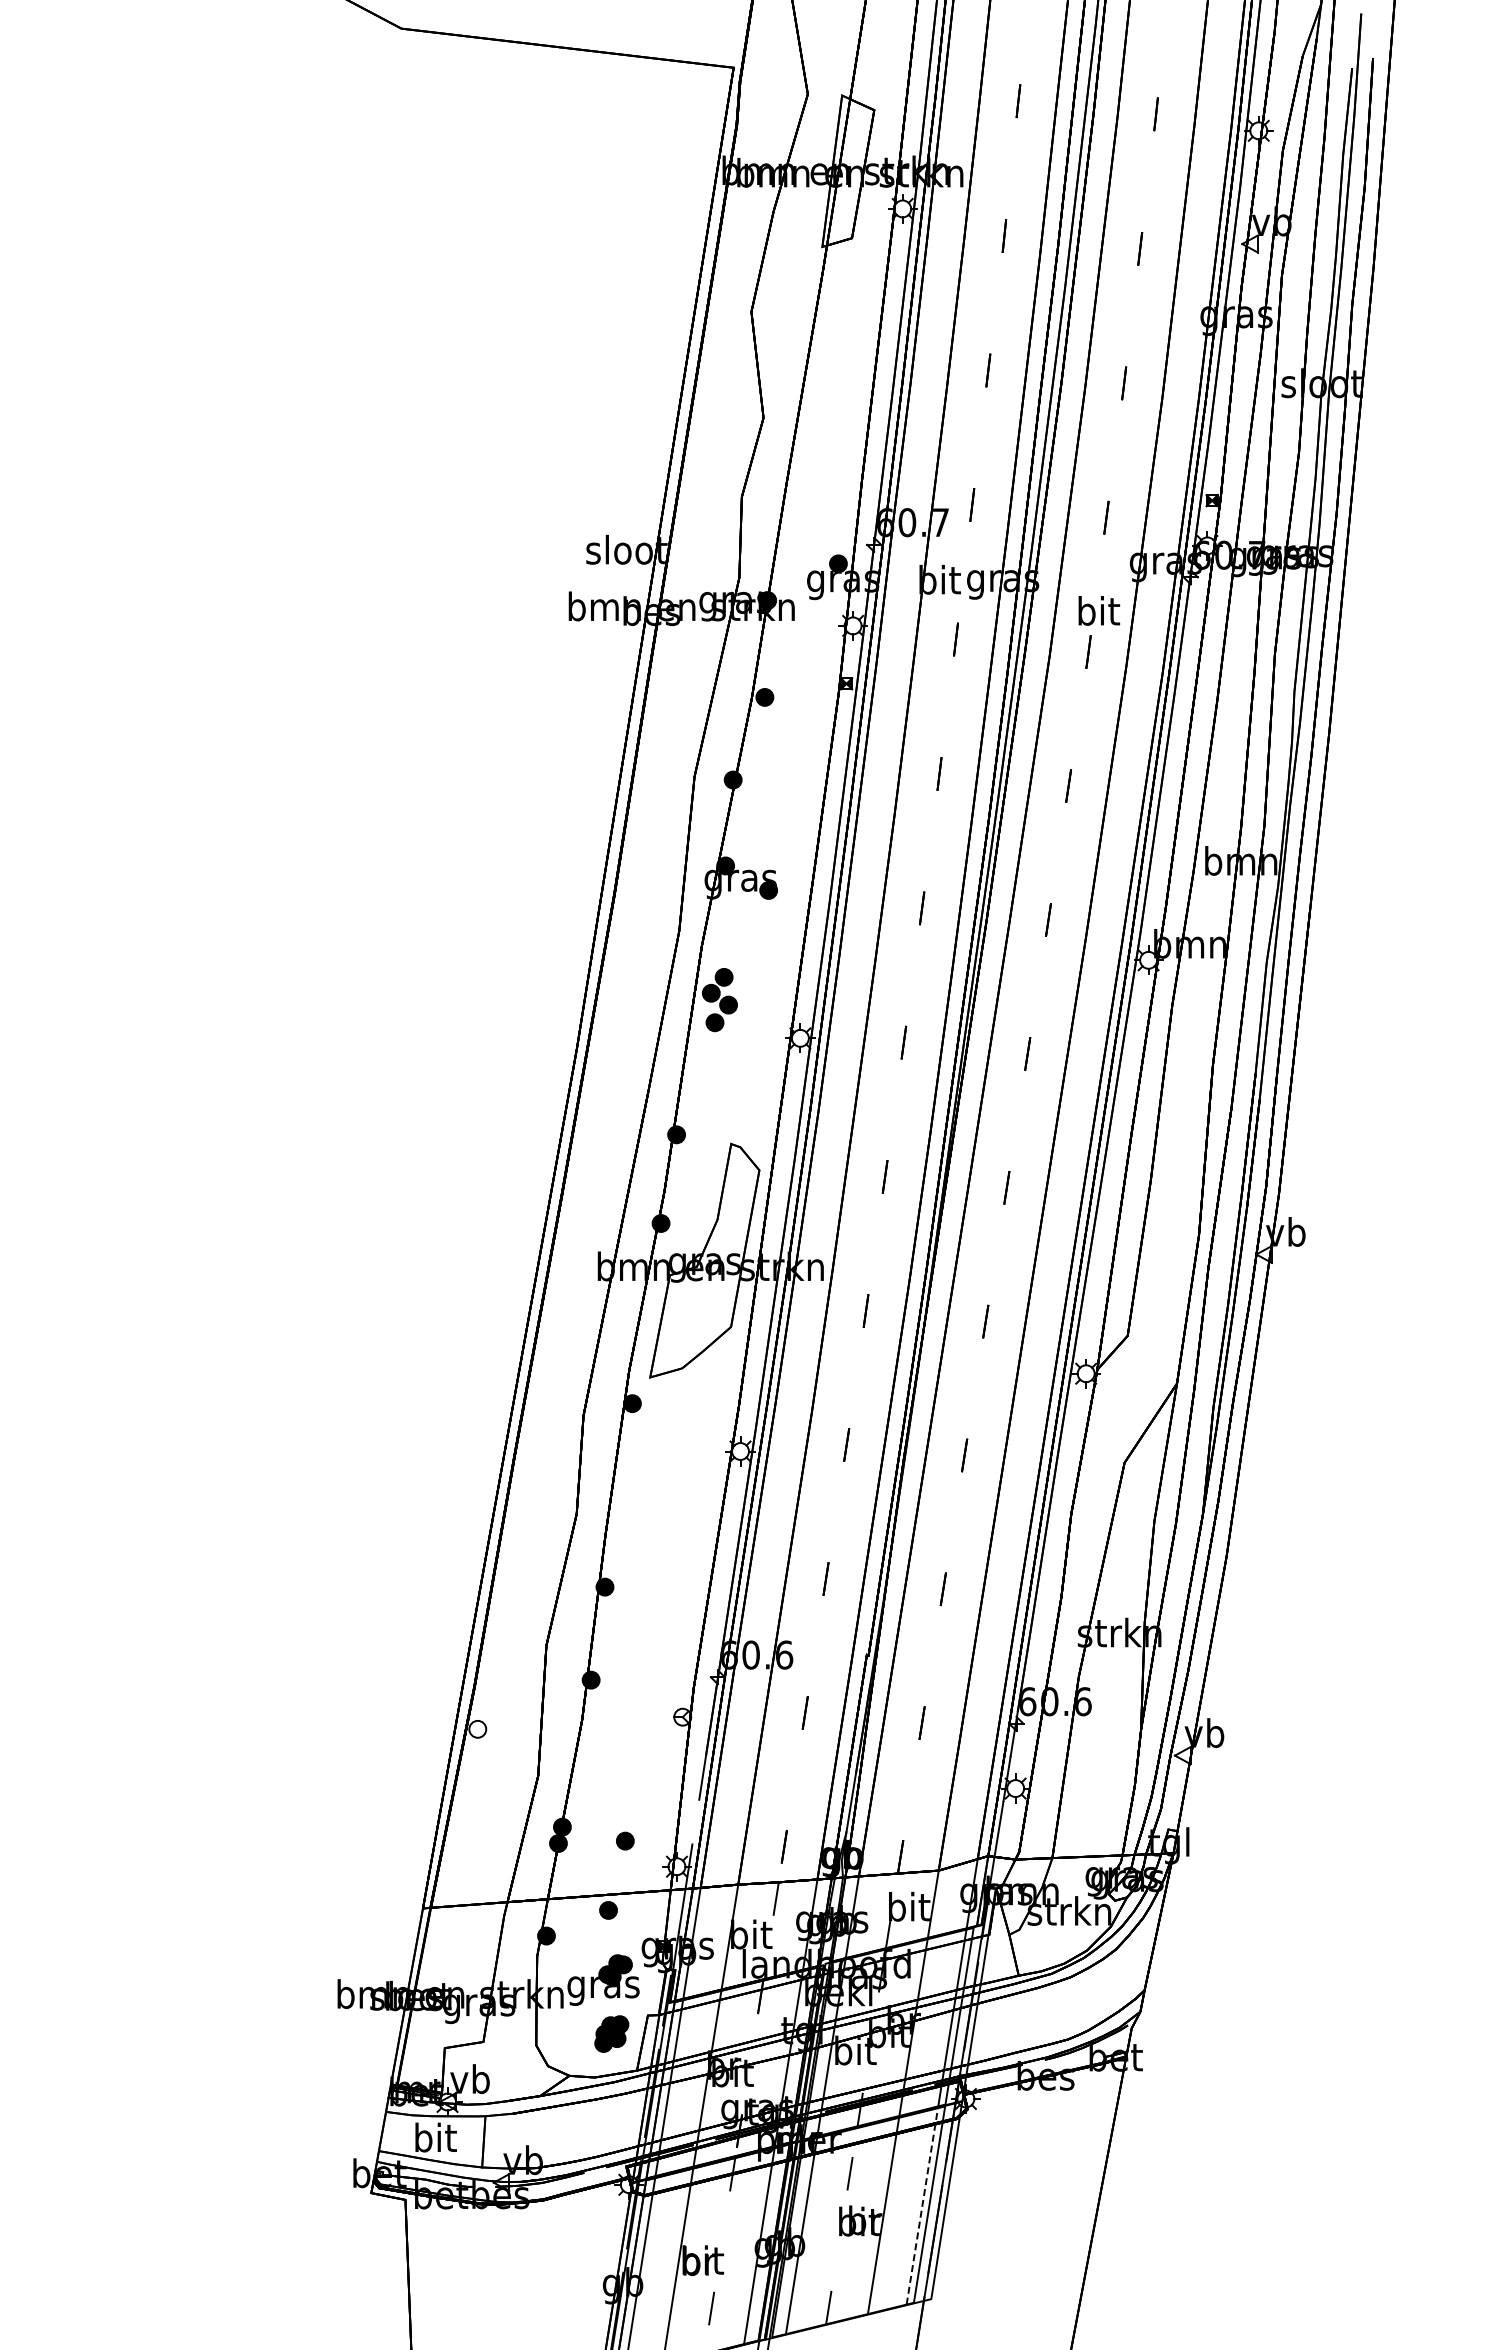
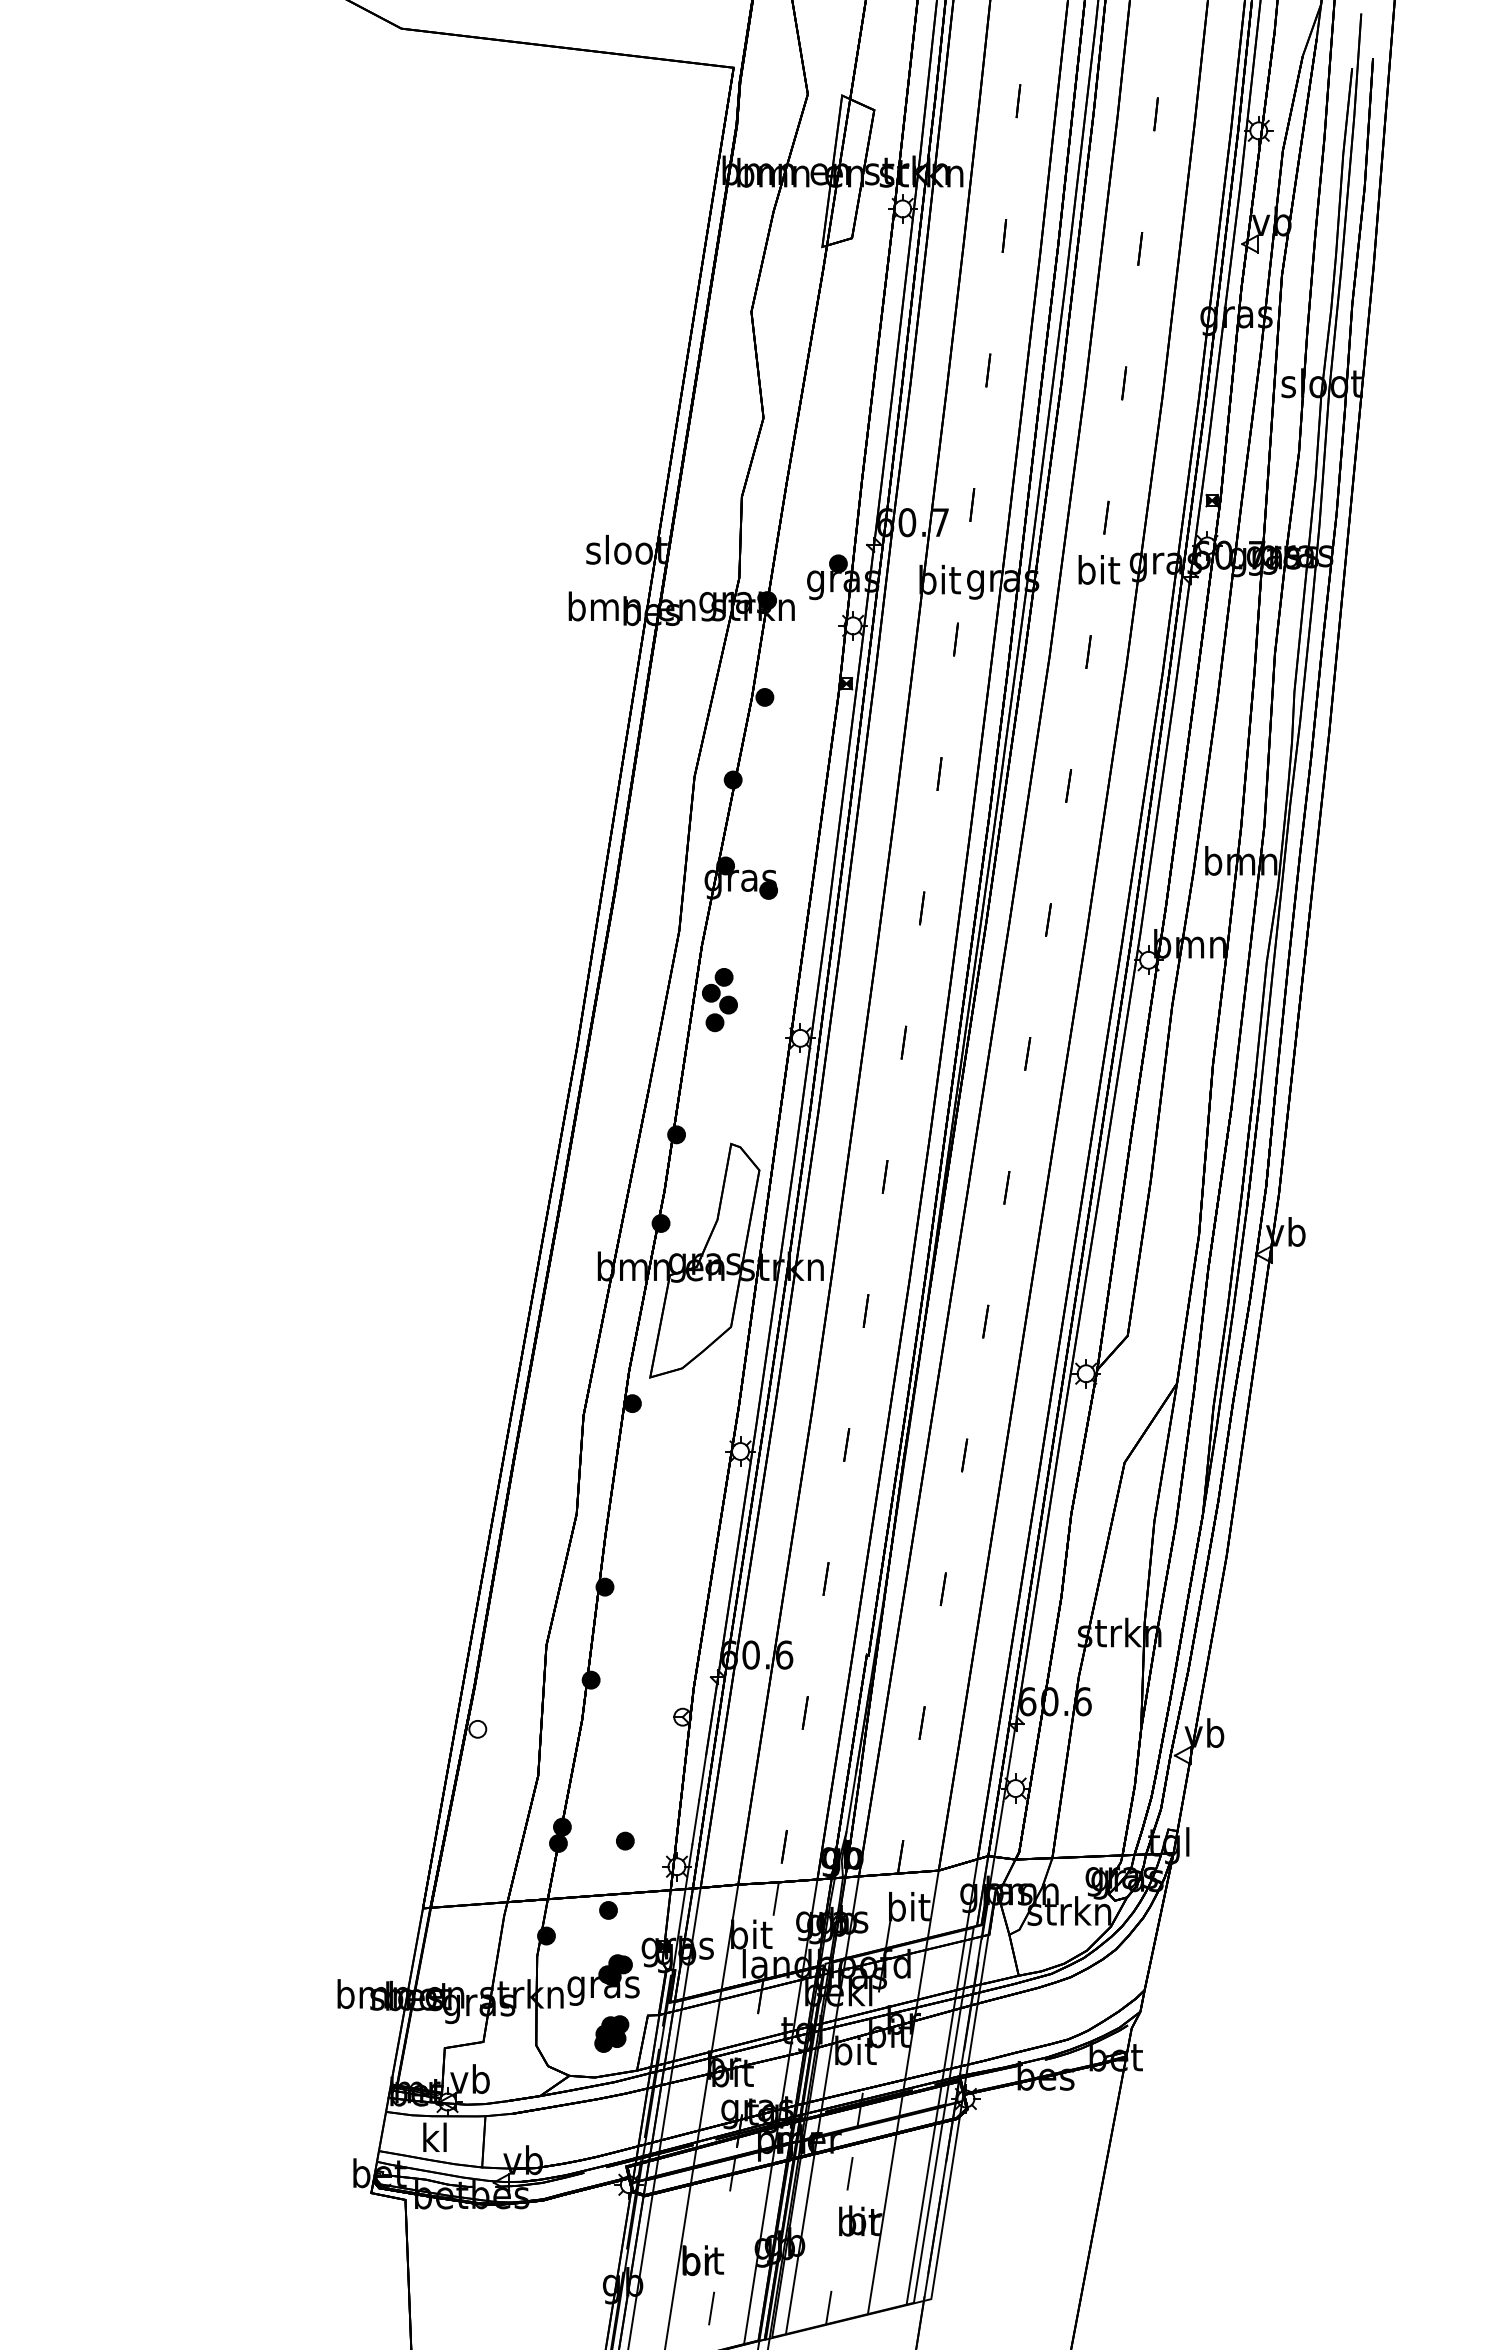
text position: (1099, 610) -> (1099, 569) (1099, 569)
line: none -> present (695, 1821)
text: bit -> kl (435, 2137)
line: dashed -> solid (922, 2205)
